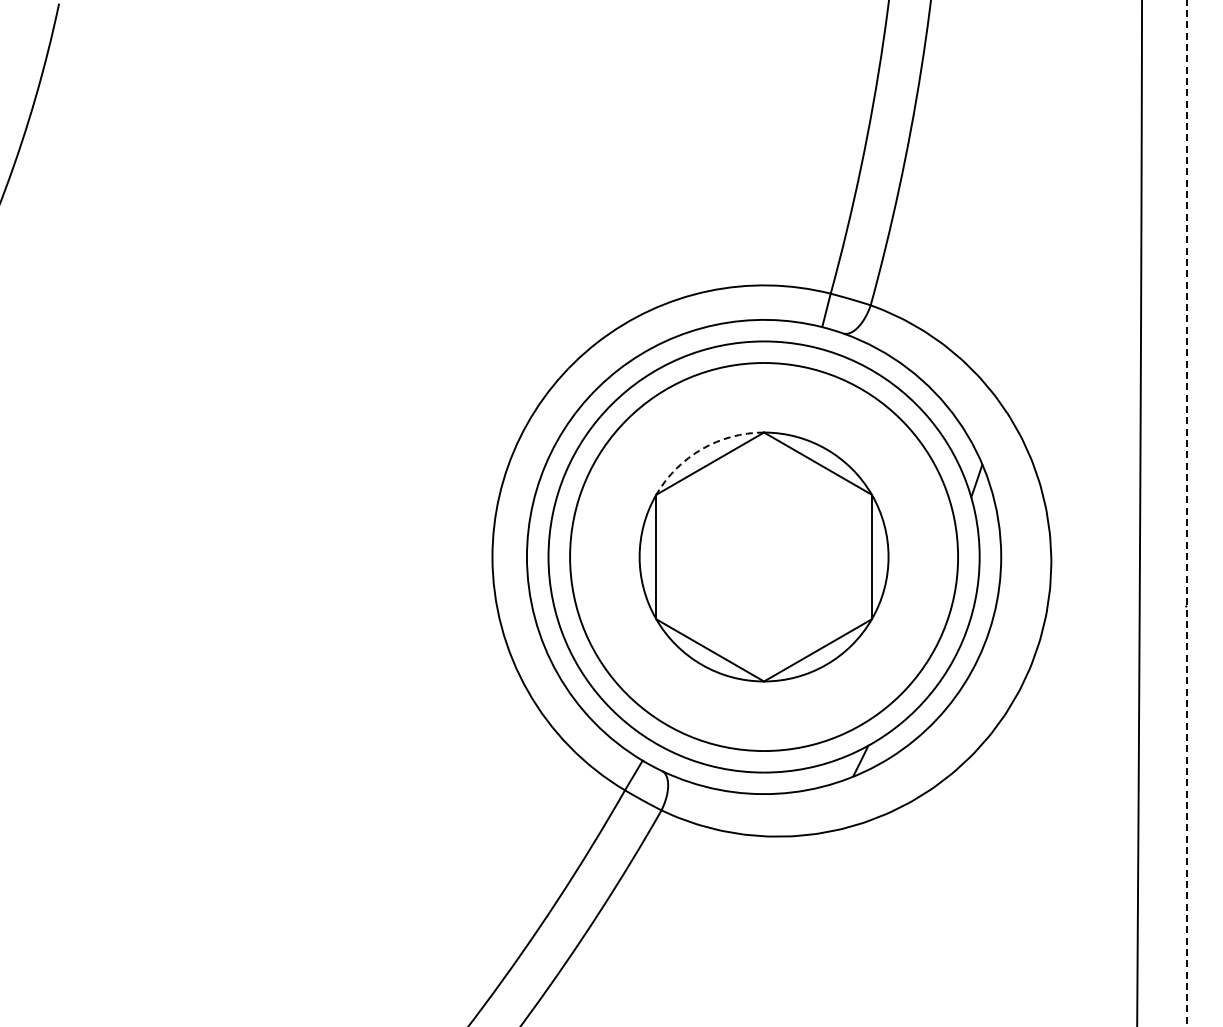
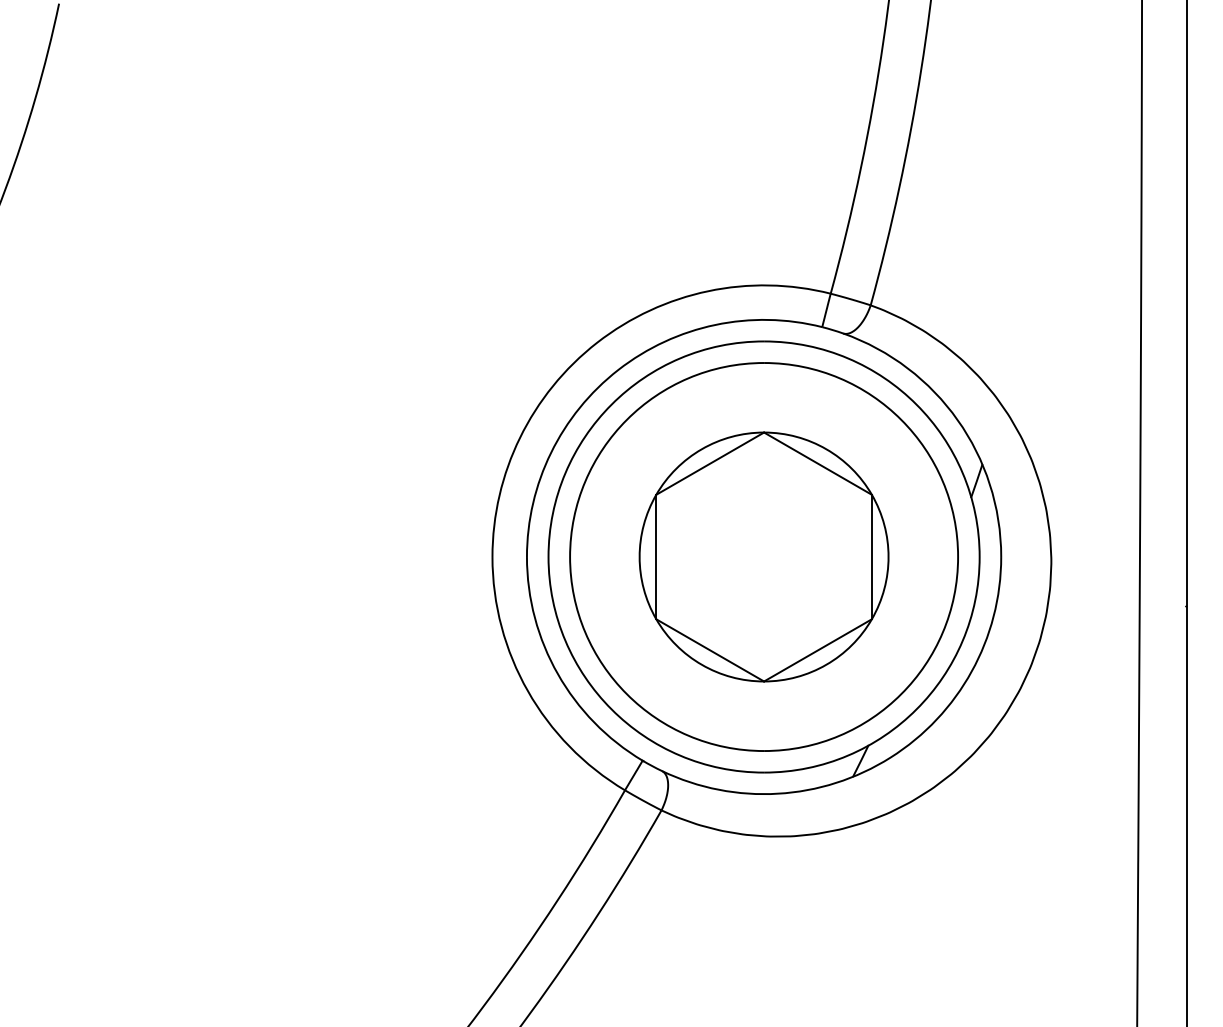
arc: dashed -> solid (701, 449)
line: dashed -> solid (1186, 513)
